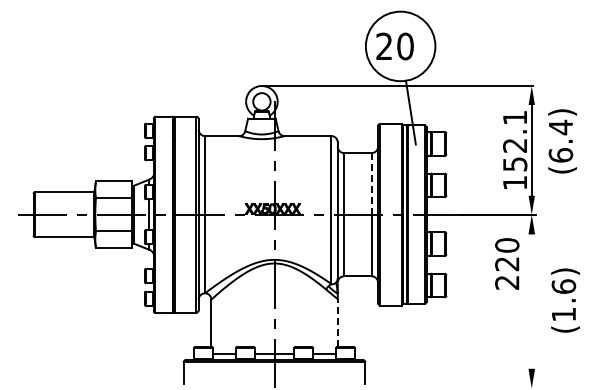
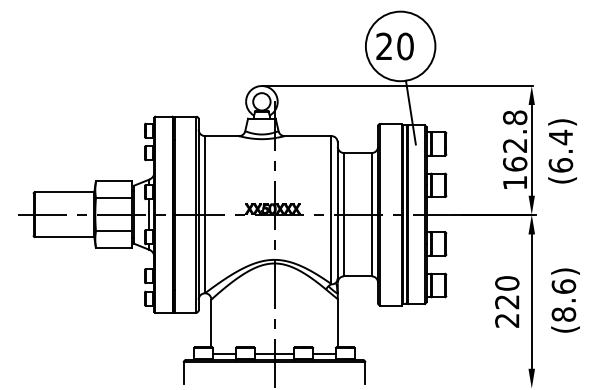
text: 152.1 -> 162.8 (515, 140)
text position: (562, 141) -> (562, 151) (562, 151)
line: dashed -> solid (371, 183)
text position: (507, 263) -> (507, 301) (507, 301)
line: none -> present (531, 301)
text: (1.6) -> (8.6) (563, 314)
line: dashed -> solid (337, 322)
